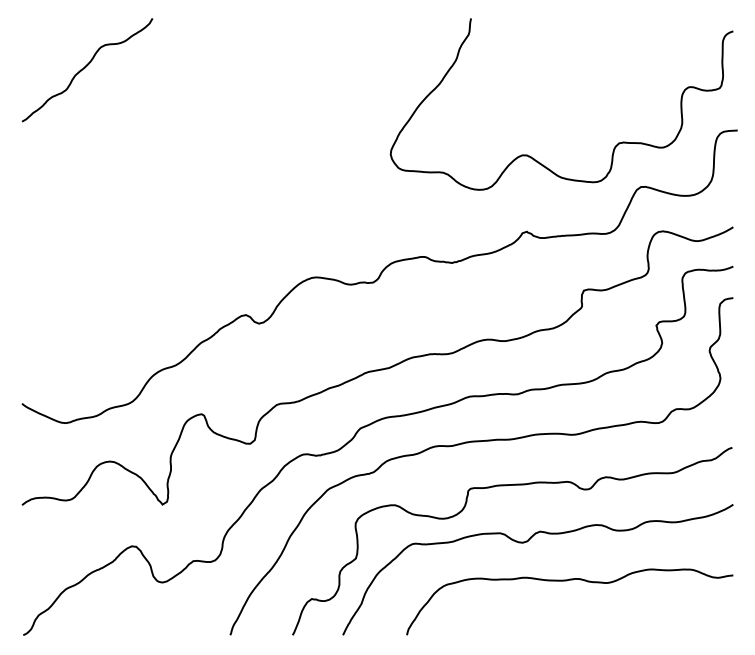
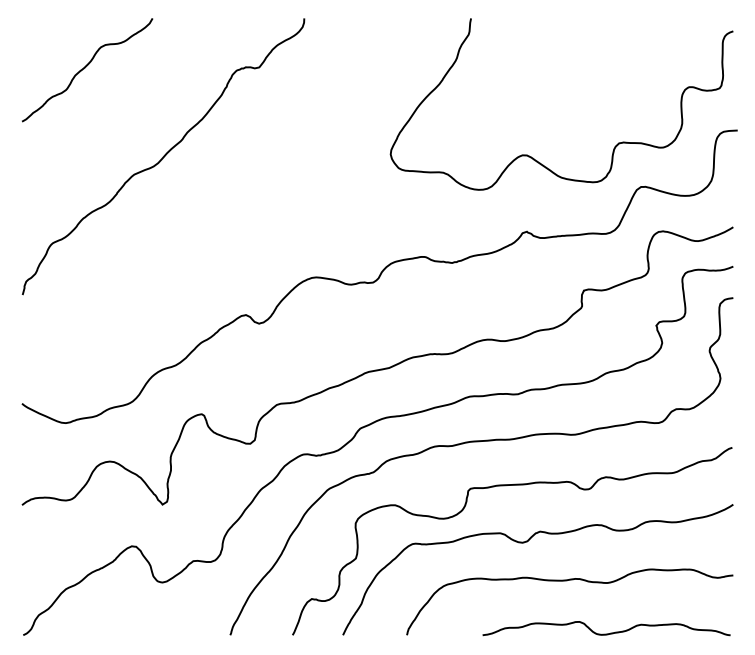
curve: none -> present (163, 156)
curve: none -> present (606, 633)
